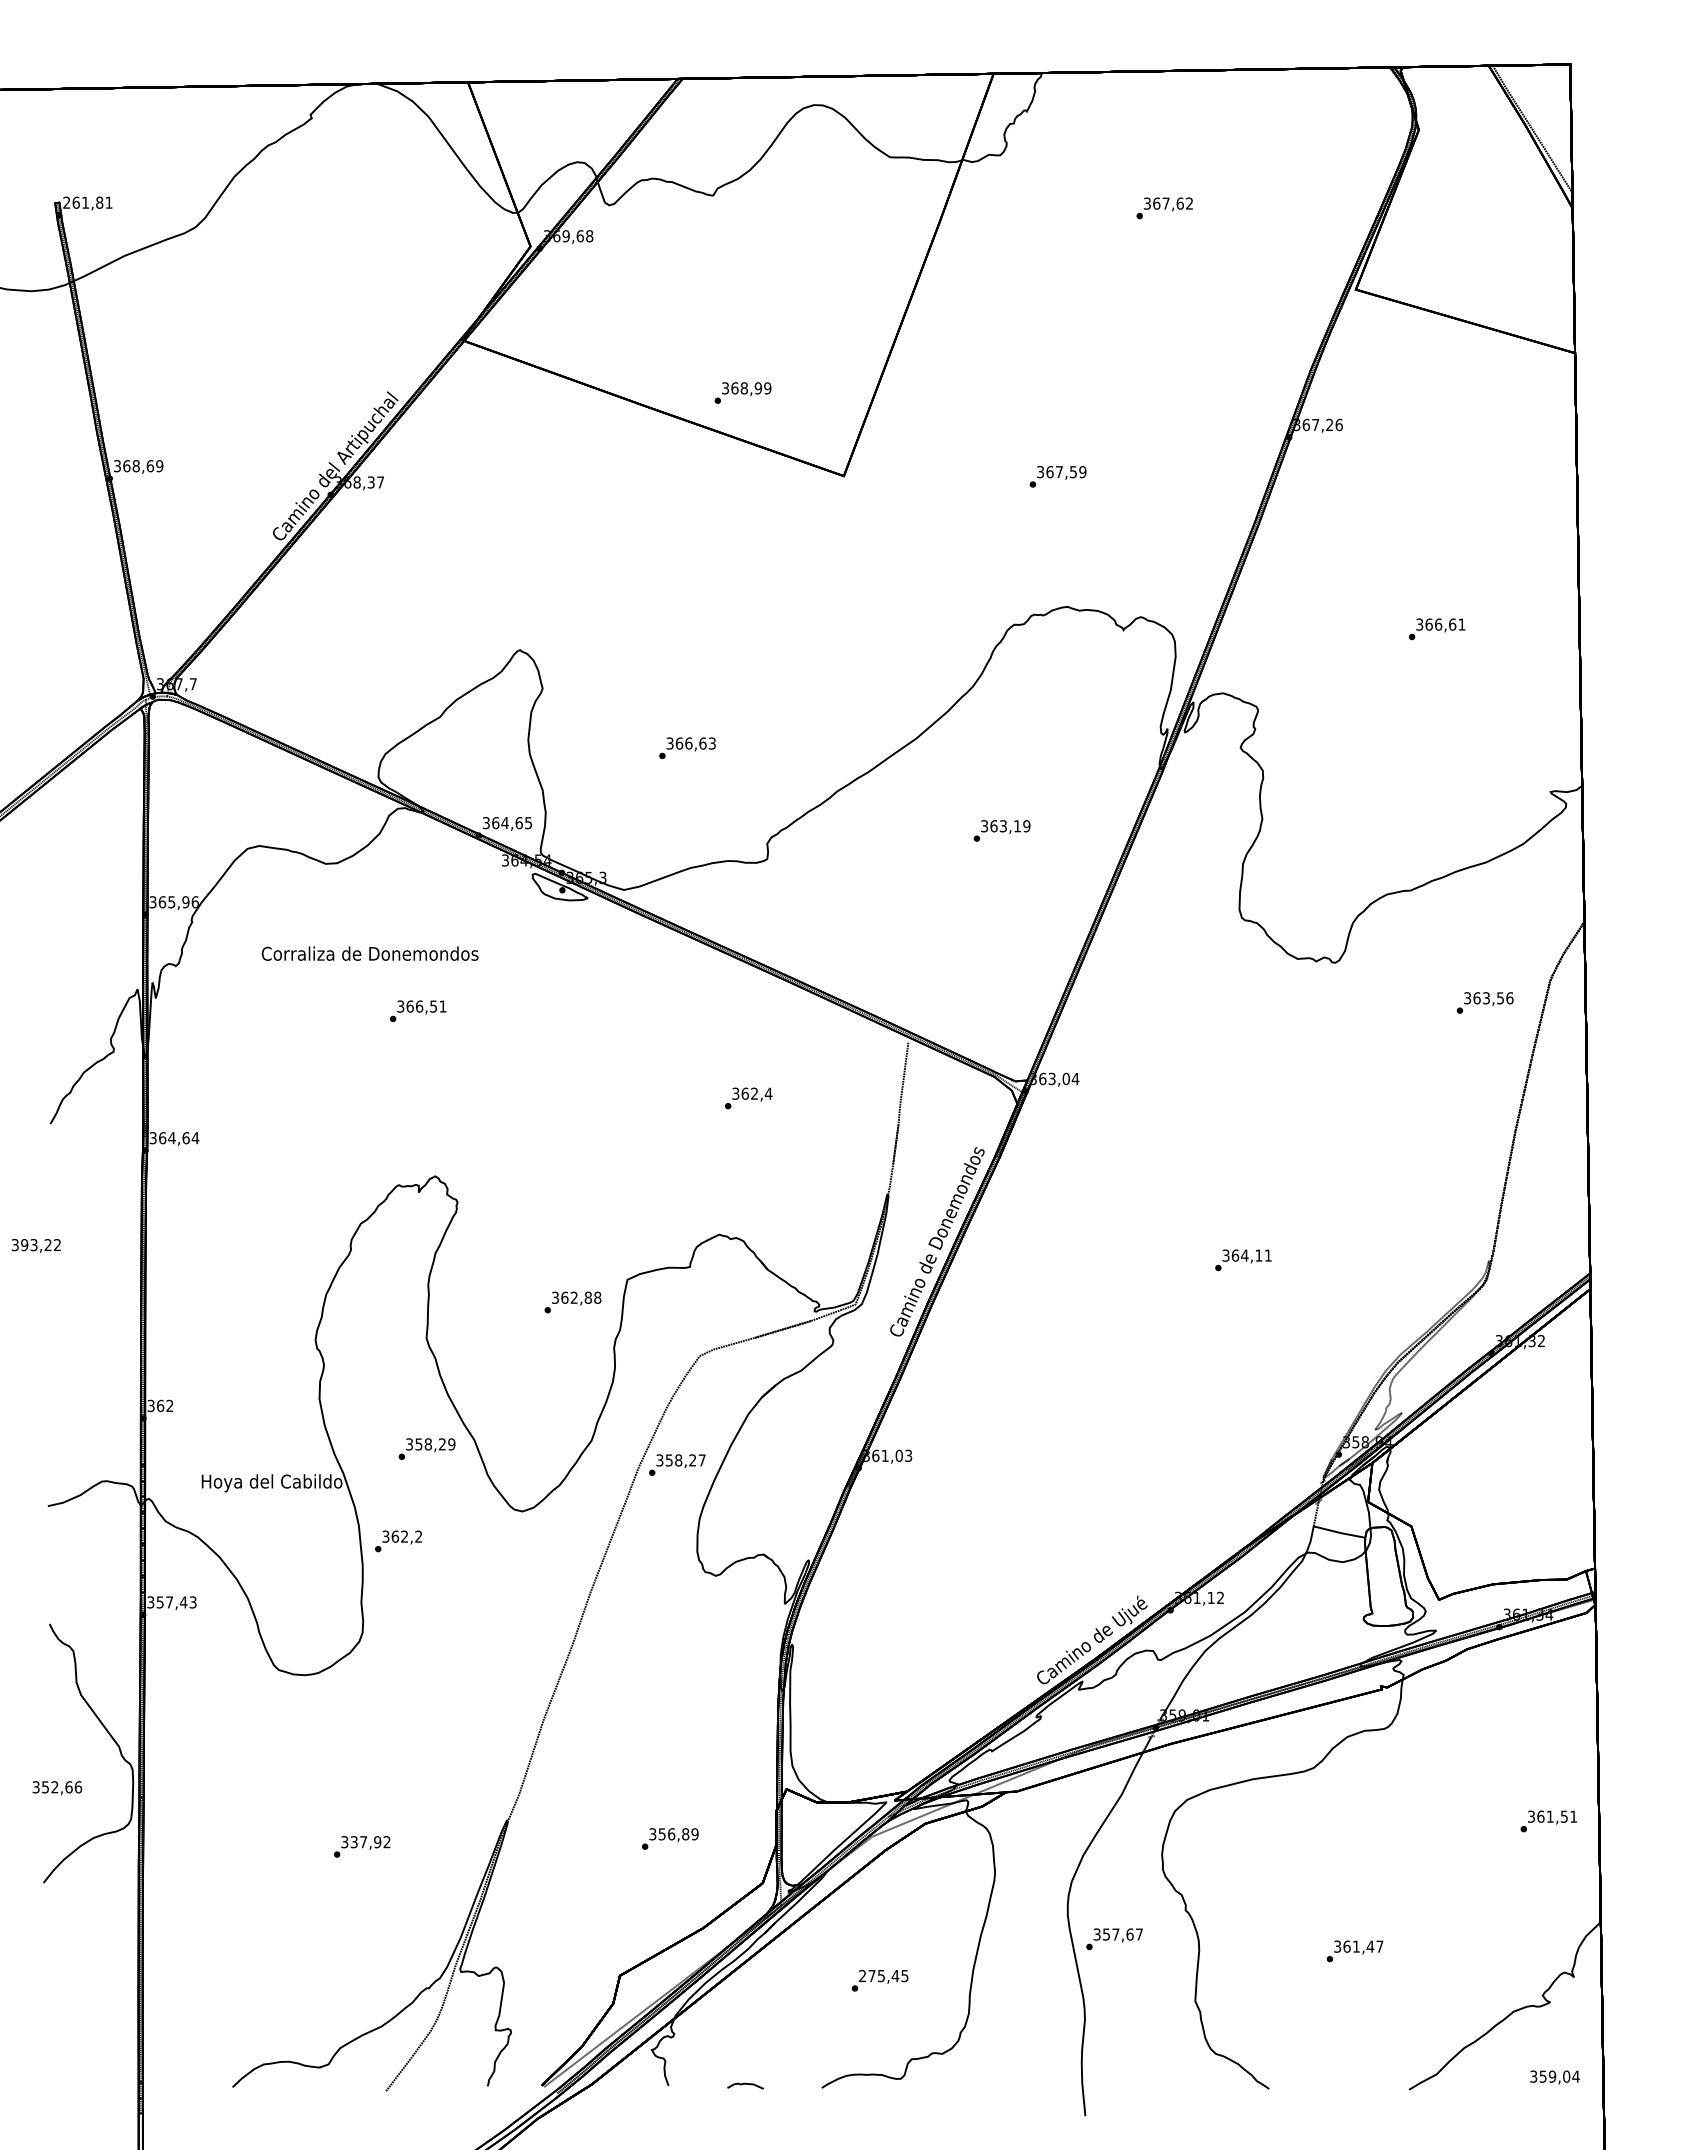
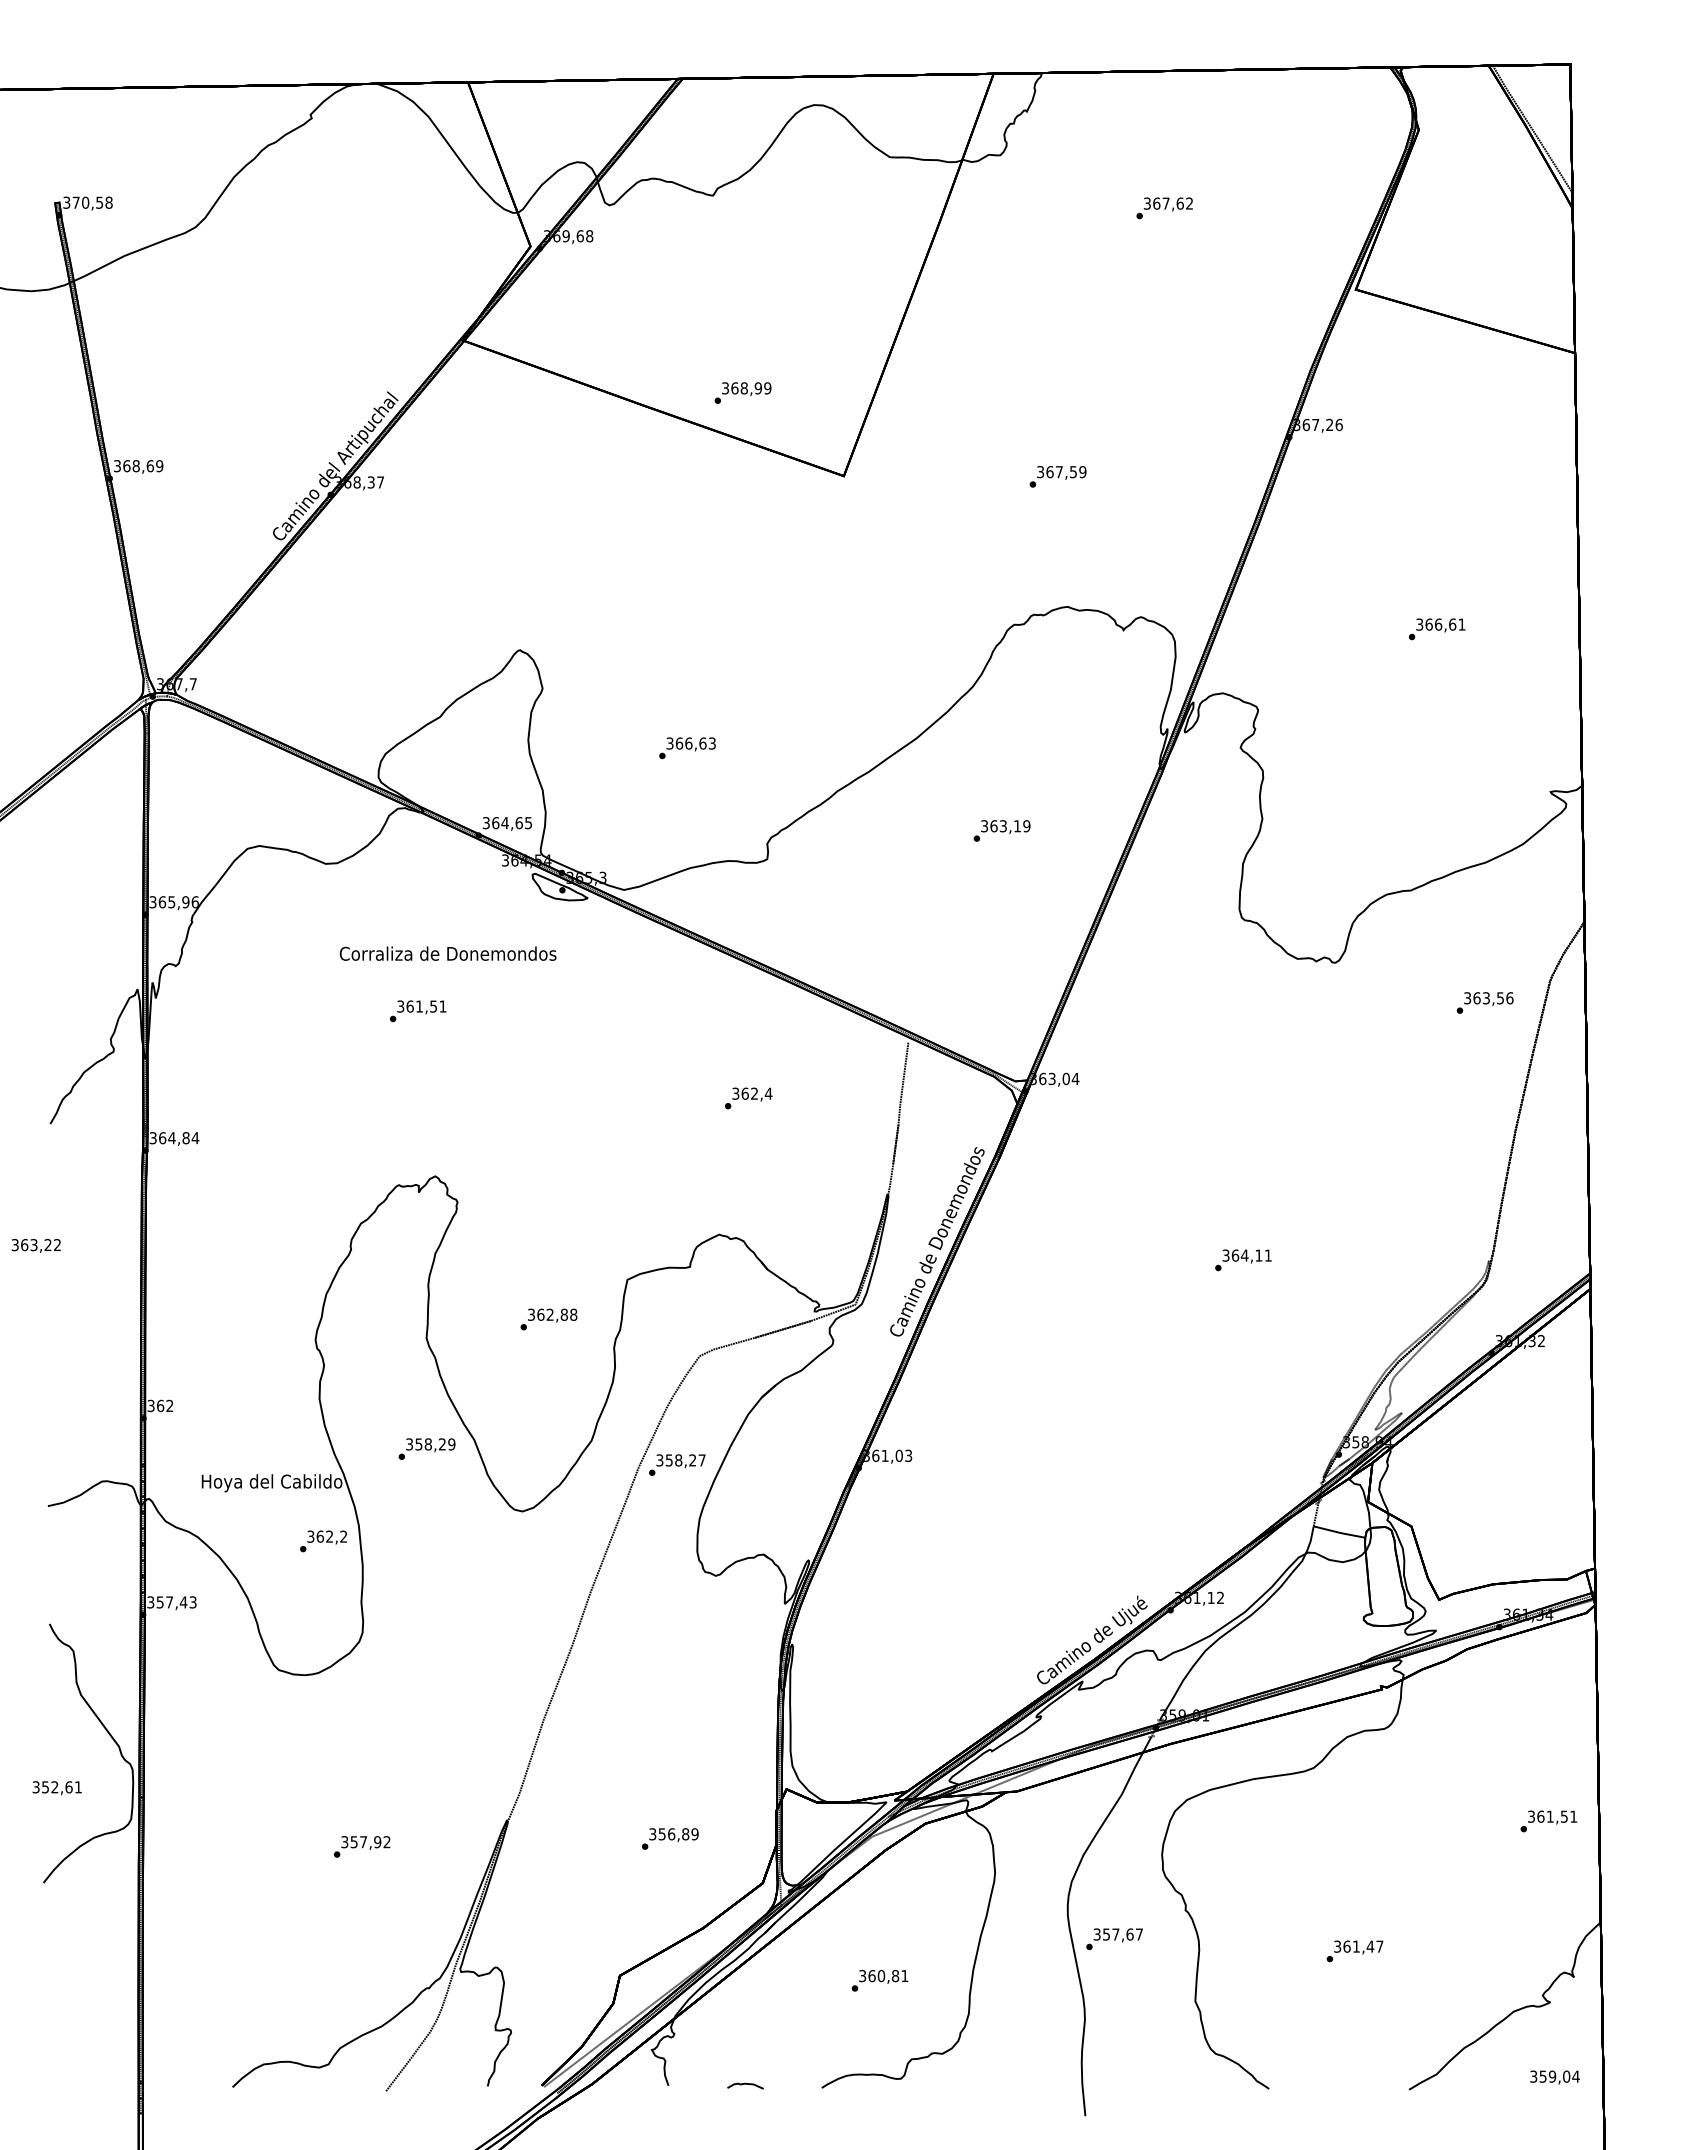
text: 261,81 -> 370,58 (87, 202)
text position: (369, 953) -> (447, 953) (447, 953)
text: 366,51 -> 361,51 (419, 1006)
text: 364,64 -> 364,84 (185, 1137)
text: 393,22 -> 363,22 (24, 1245)
text position: (572, 1302) -> (548, 1319) (548, 1319)
text position: (398, 1541) -> (323, 1541) (323, 1541)
text: 352,66 -> 352,61 (78, 1787)
text: 337,92 -> 357,92 (354, 1841)
text: 275,45 -> 360,81 (883, 1975)
